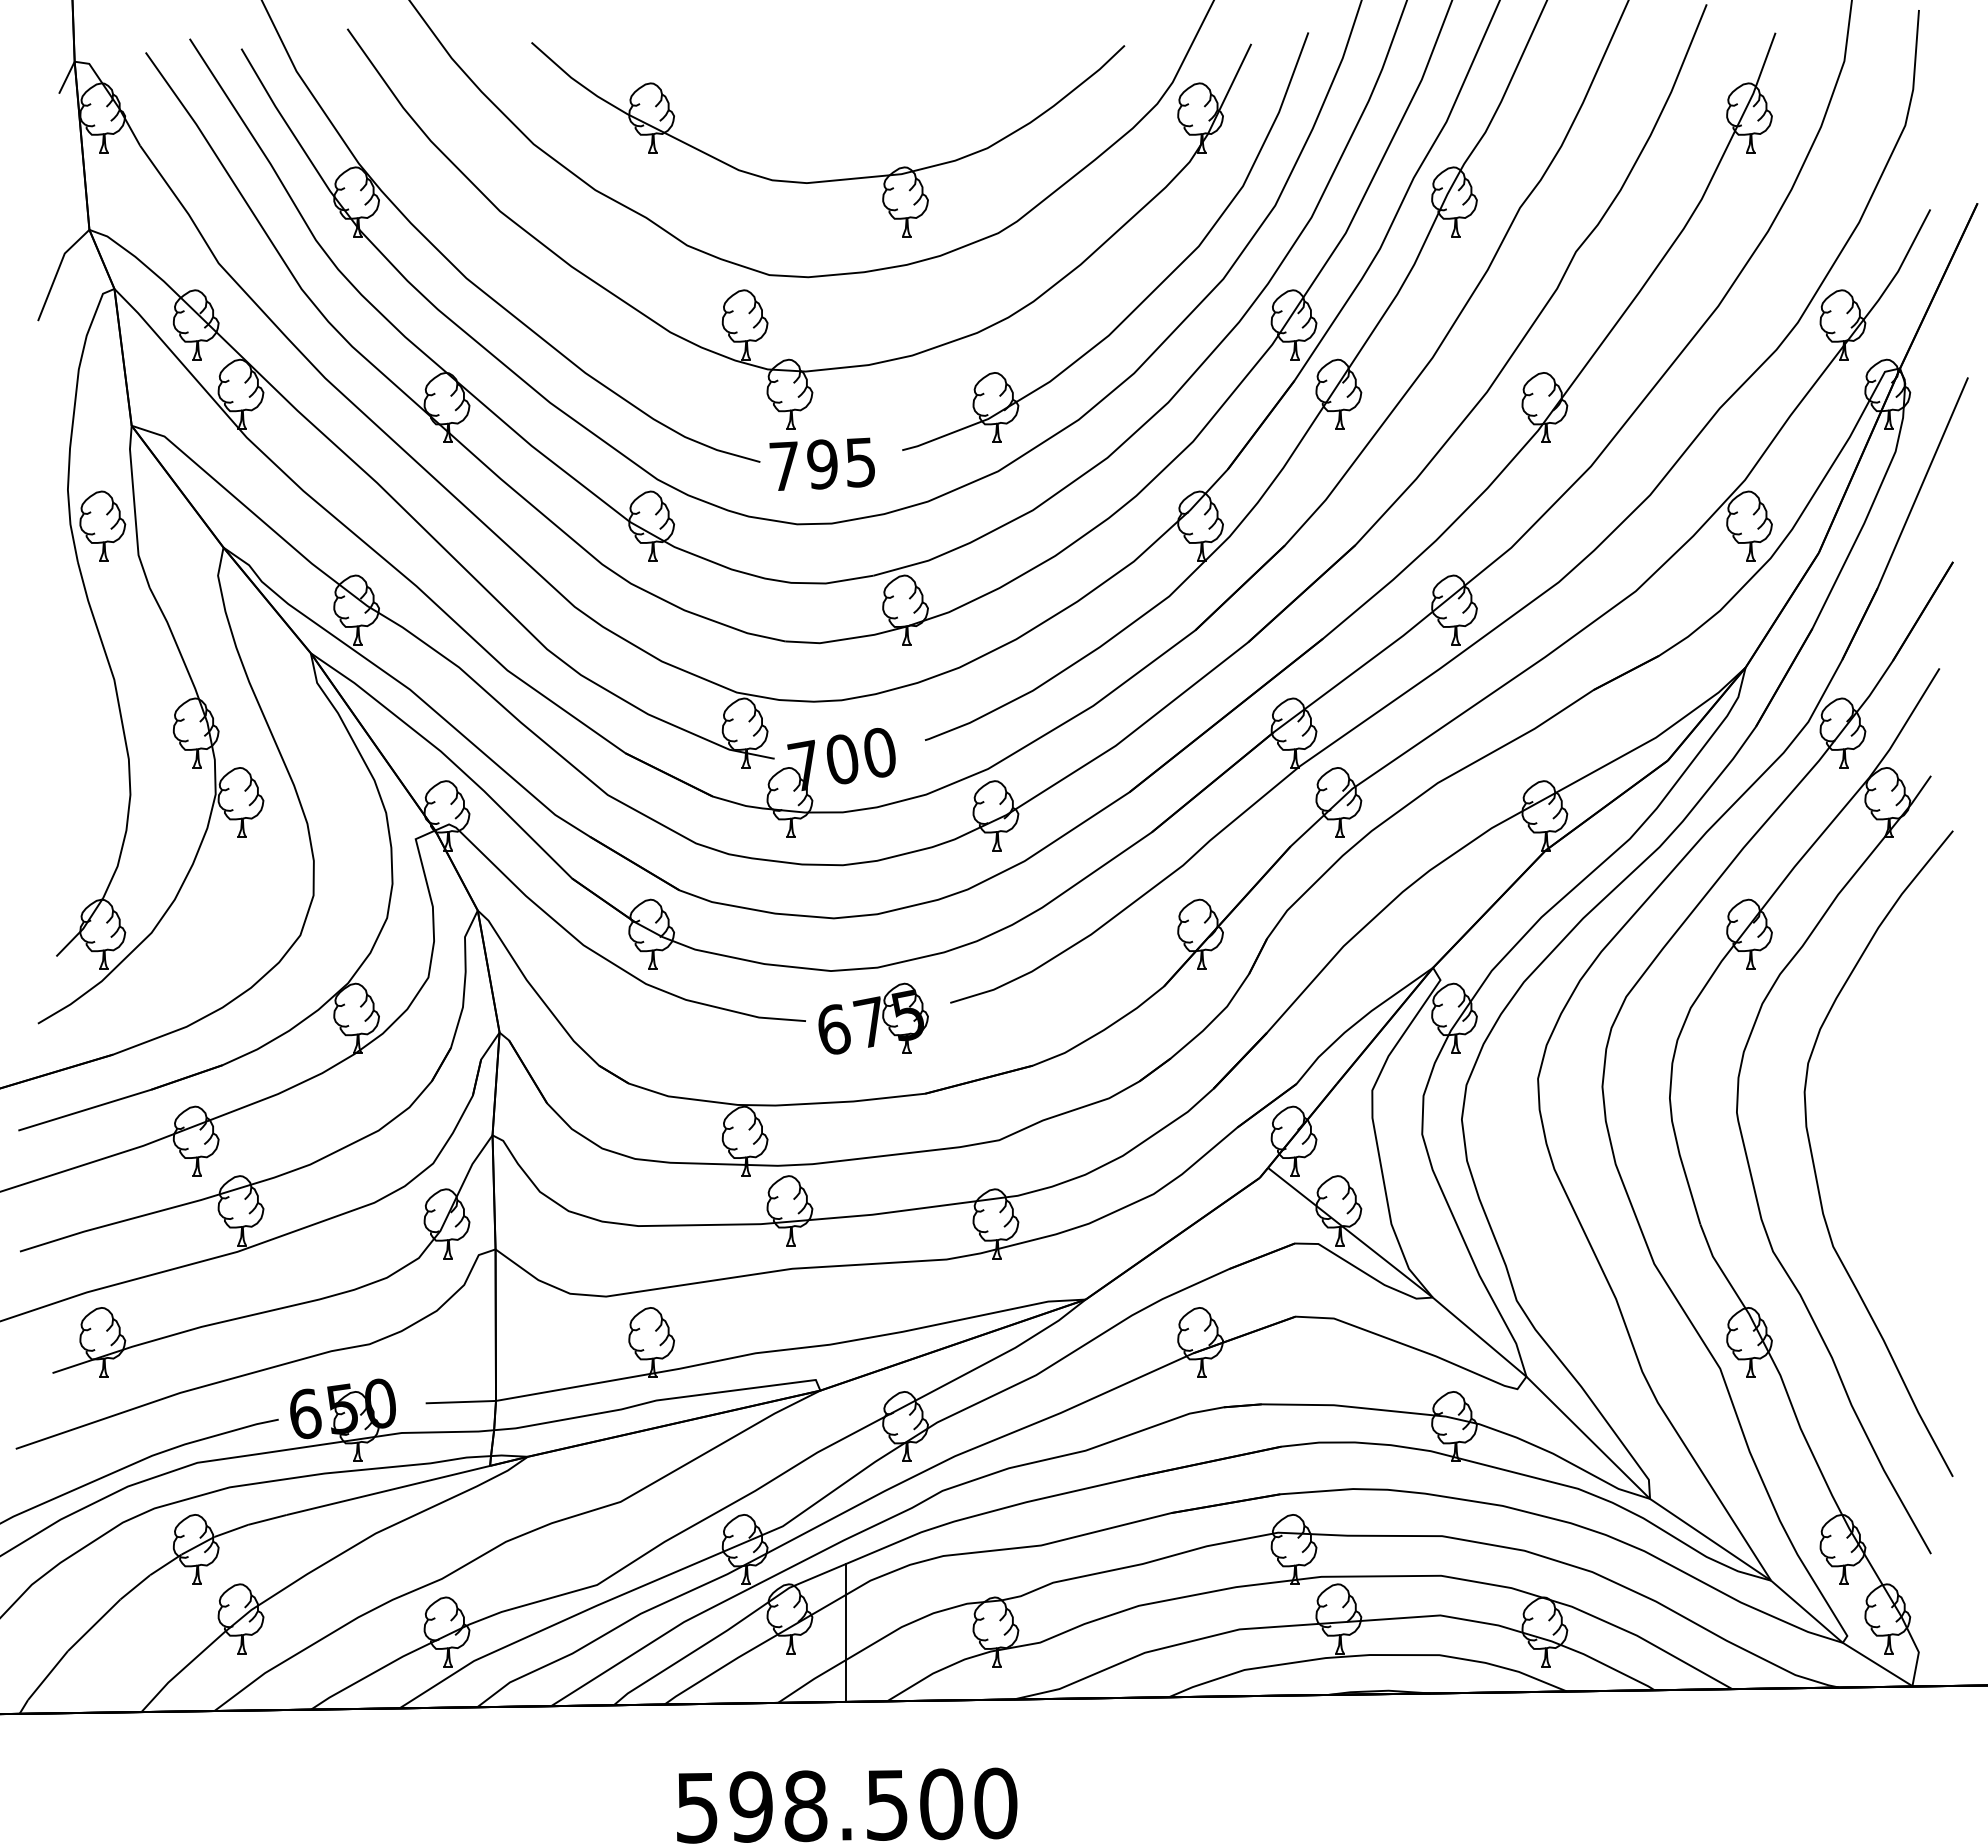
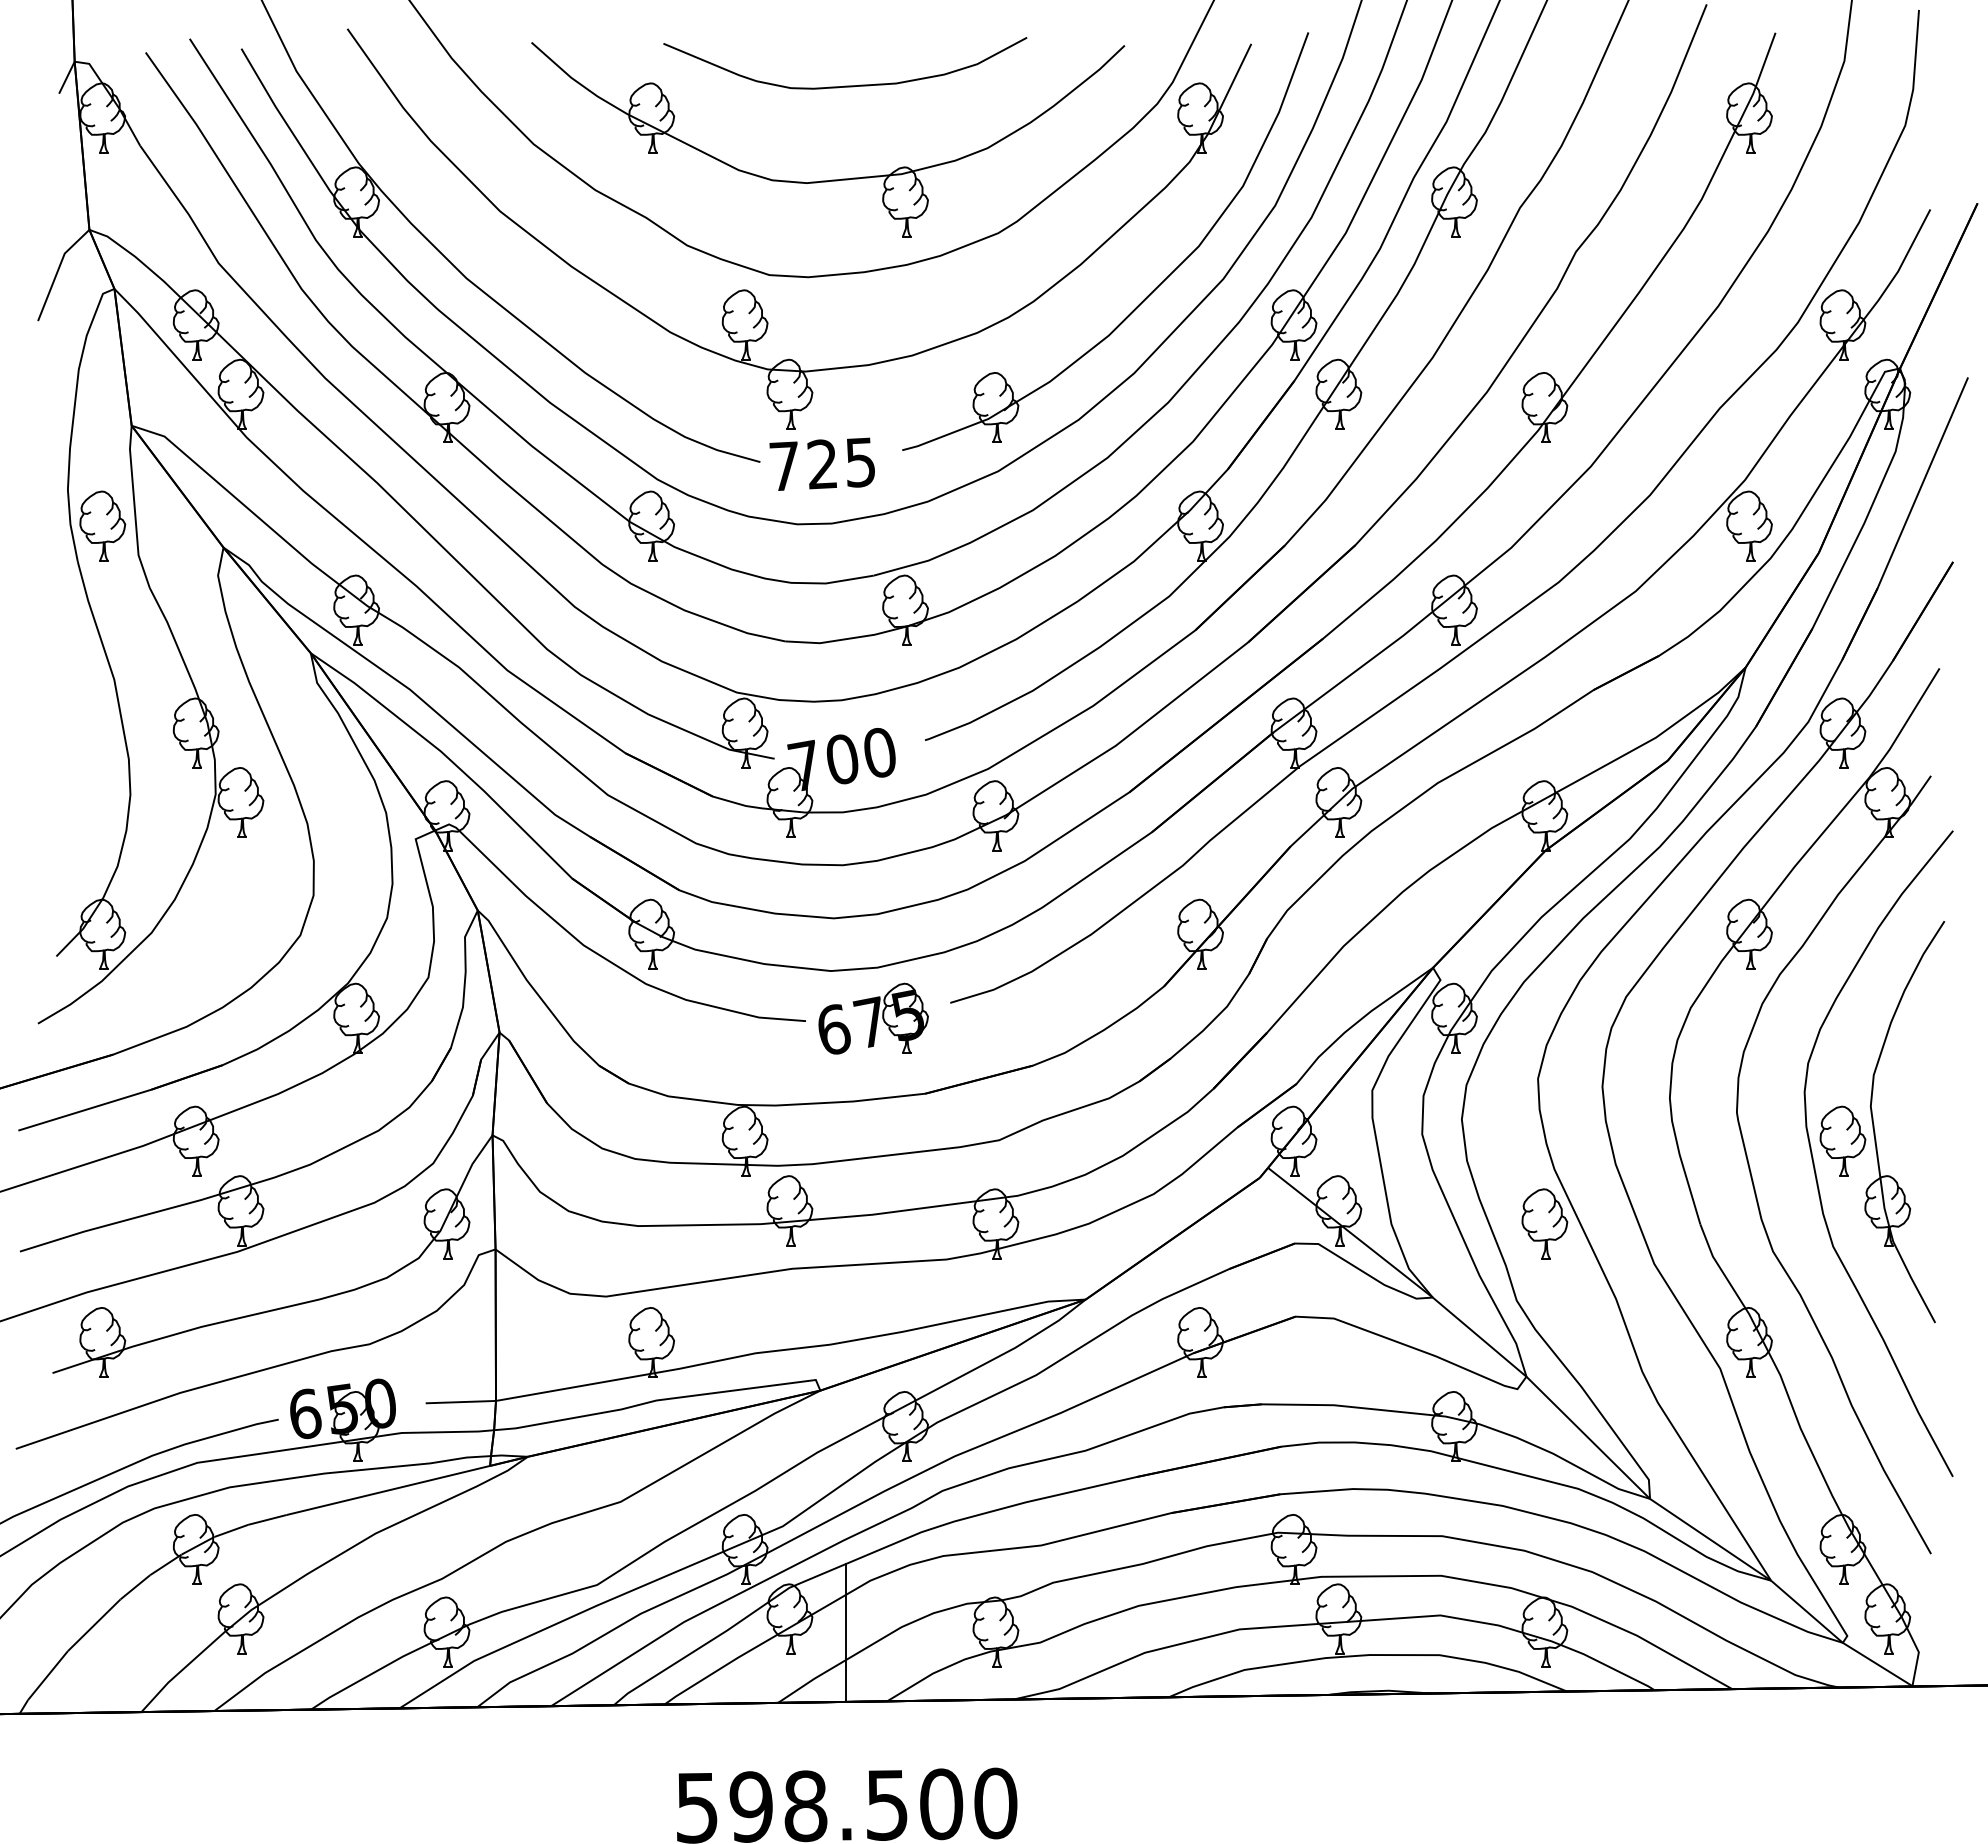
curve: none -> present (845, 85)
text: 795 -> 725 (822, 464)
part: none -> present (1874, 1124)
part: none -> present (1544, 1223)
